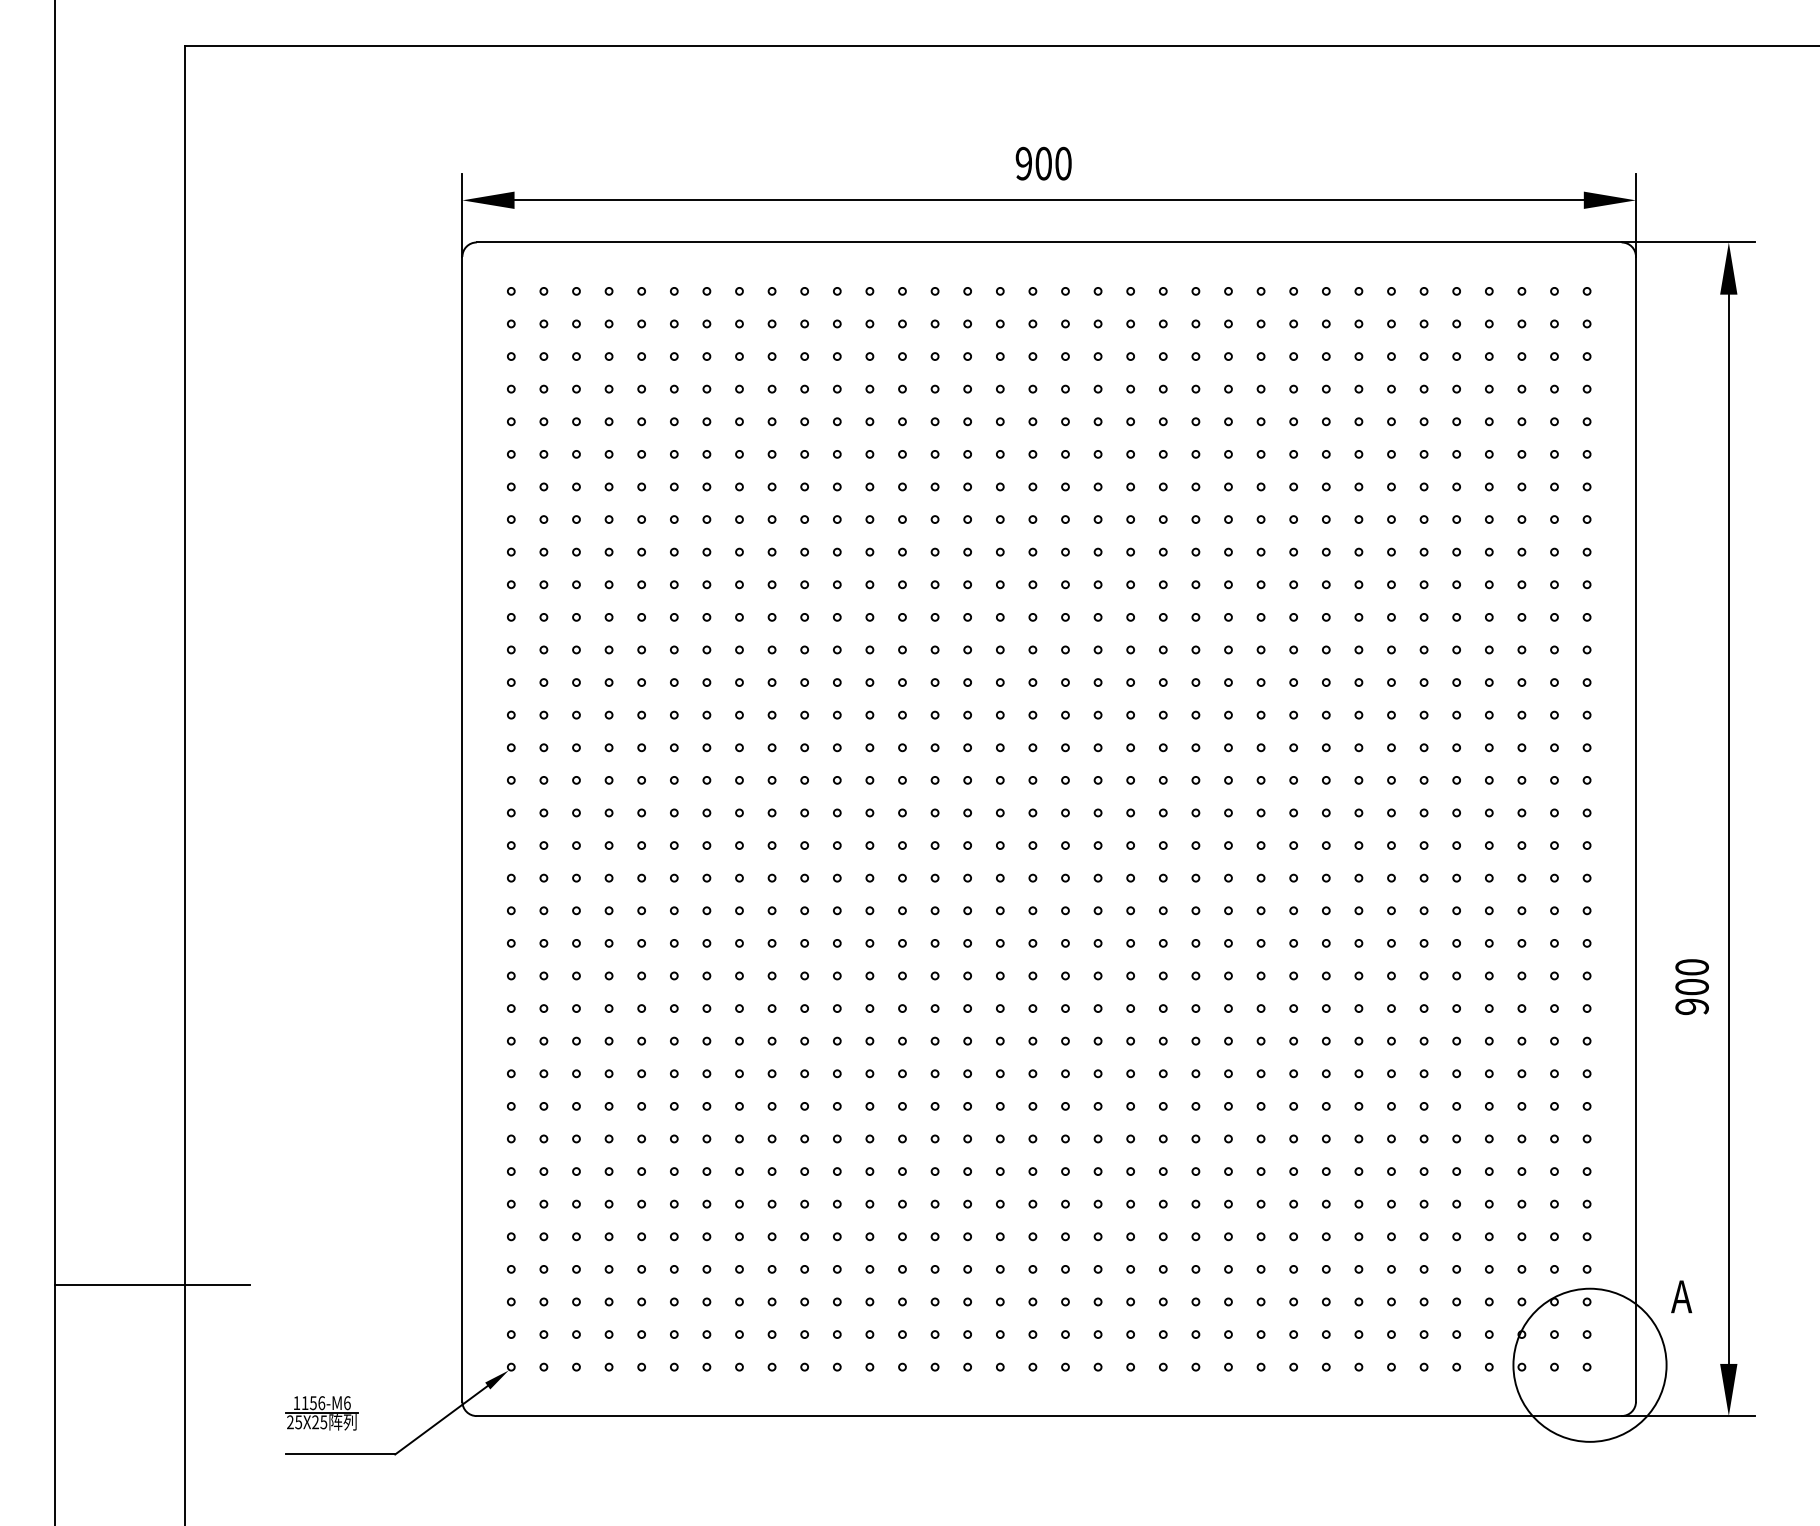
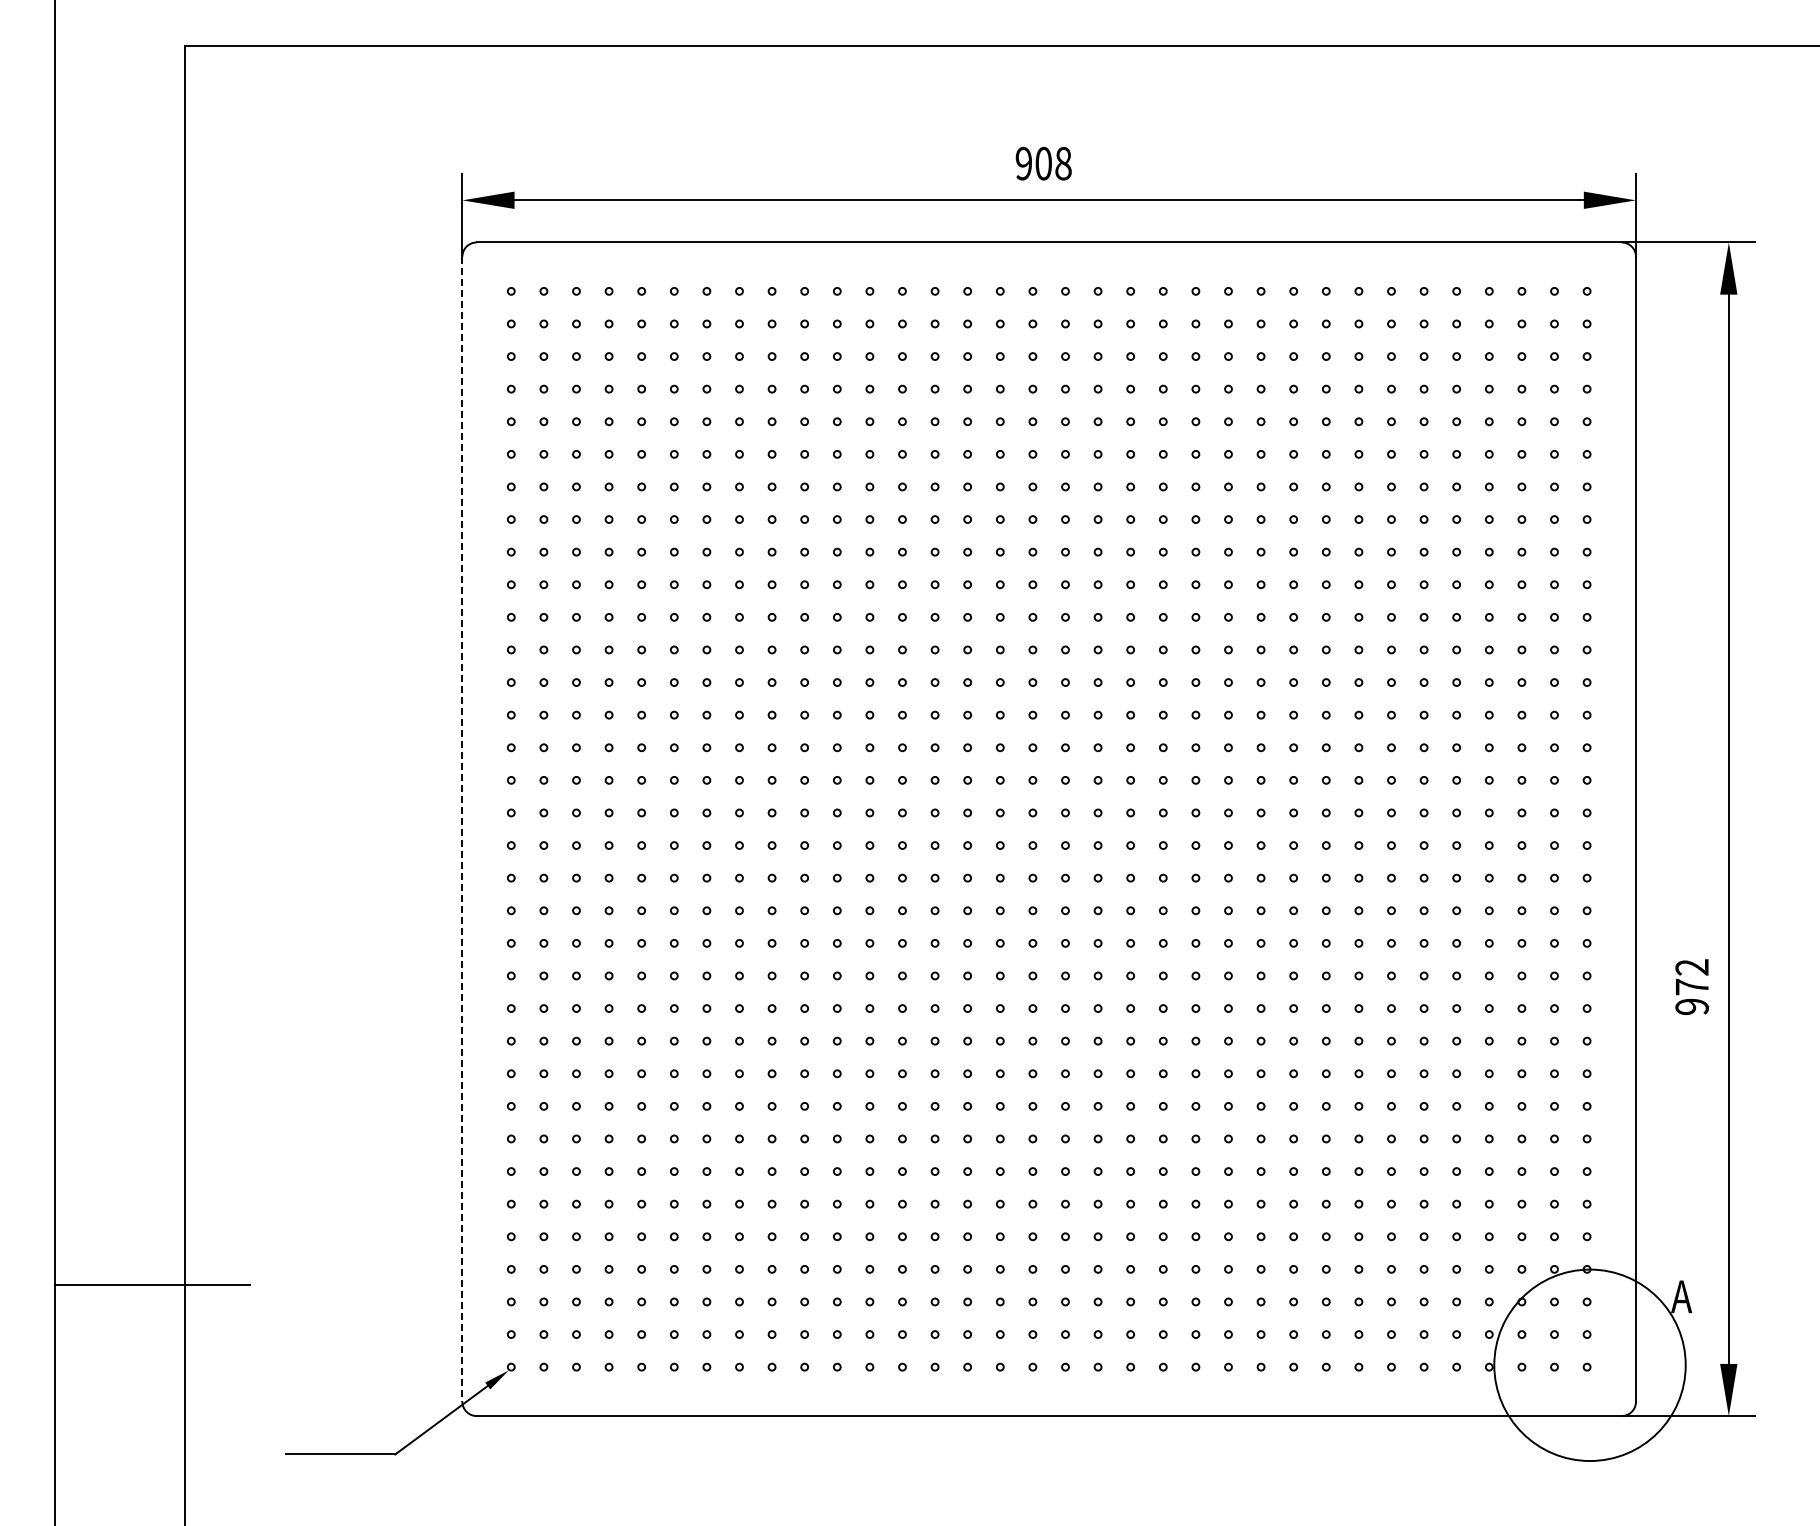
text: 900 -> 908 (1063, 163)
line: solid -> dashed (462, 829)
text: 900 -> 972 (1691, 977)
circle diameter: 153 px -> 191 px (1589, 1365)
part: present -> none (321, 1413)
